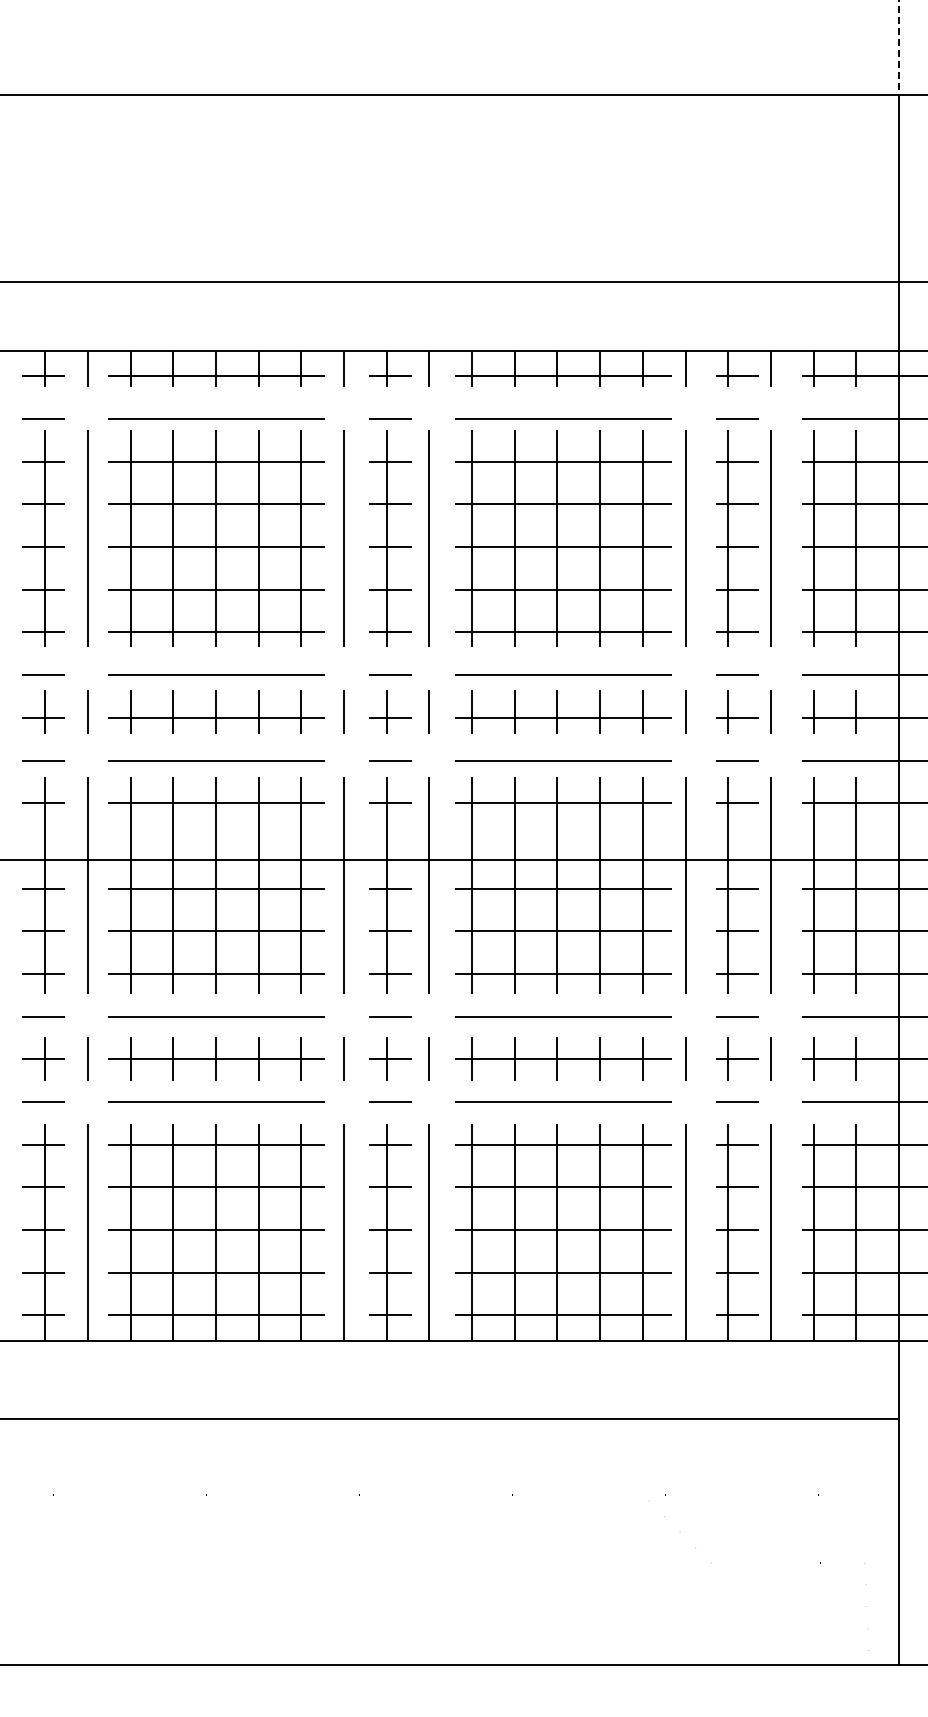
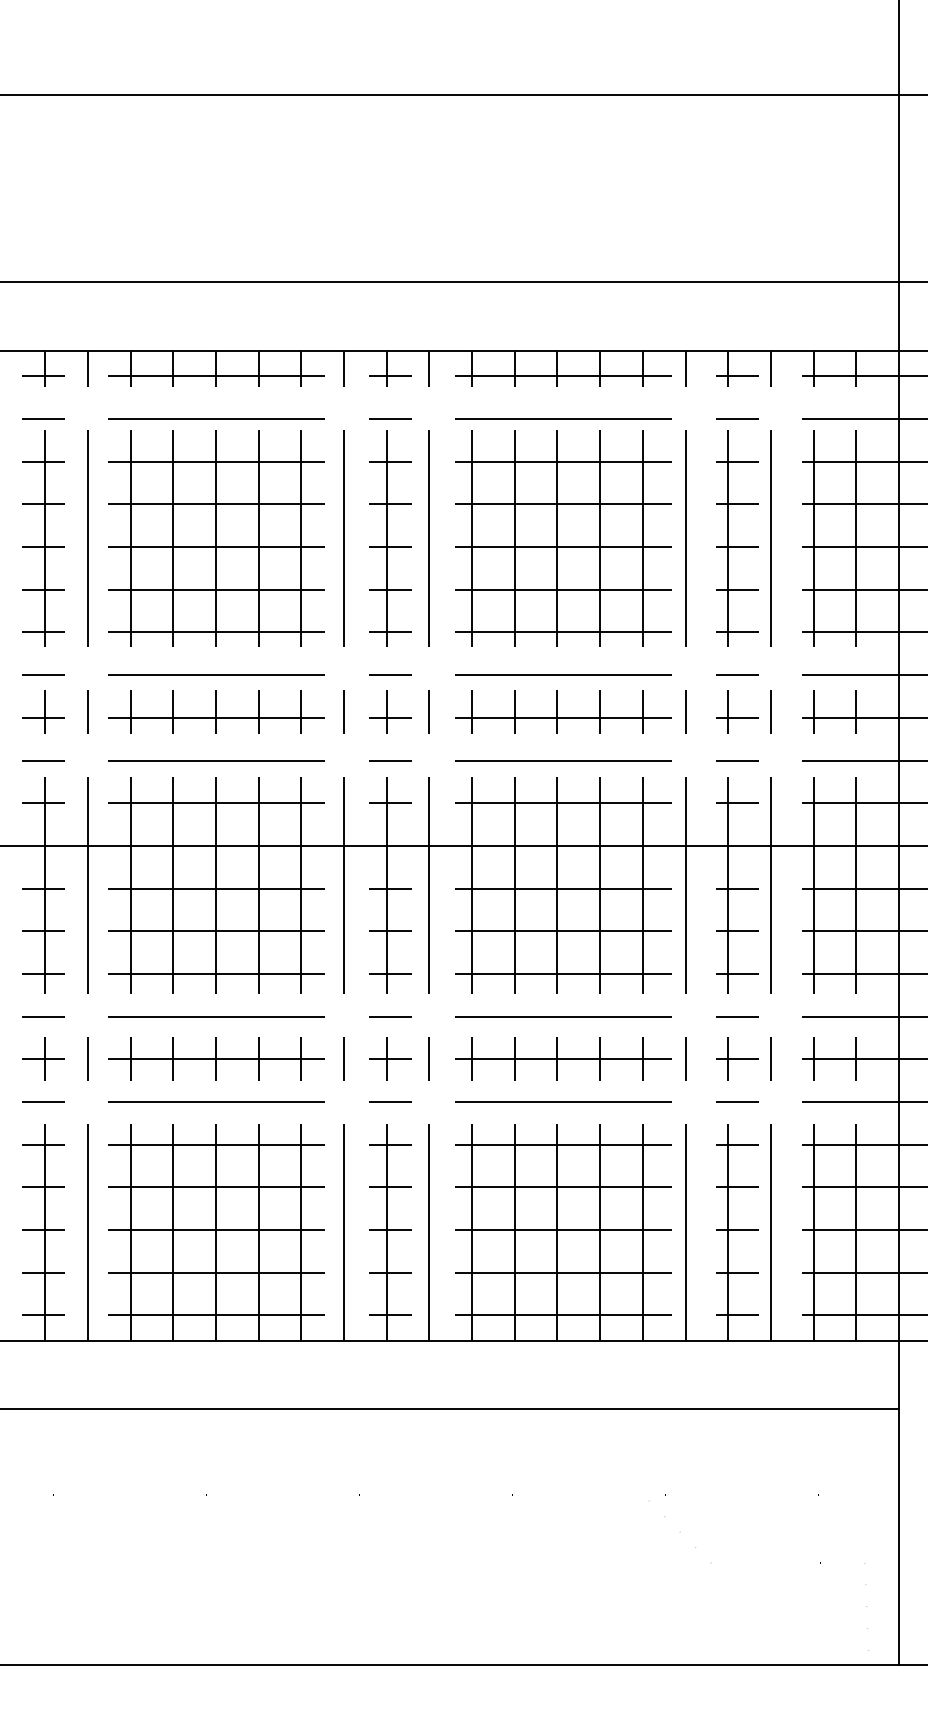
line: dashed -> solid (898, 47)
line position: (463, 859) -> (463, 845) (463, 845)
line position: (450, 1419) -> (450, 1409) (450, 1409)
